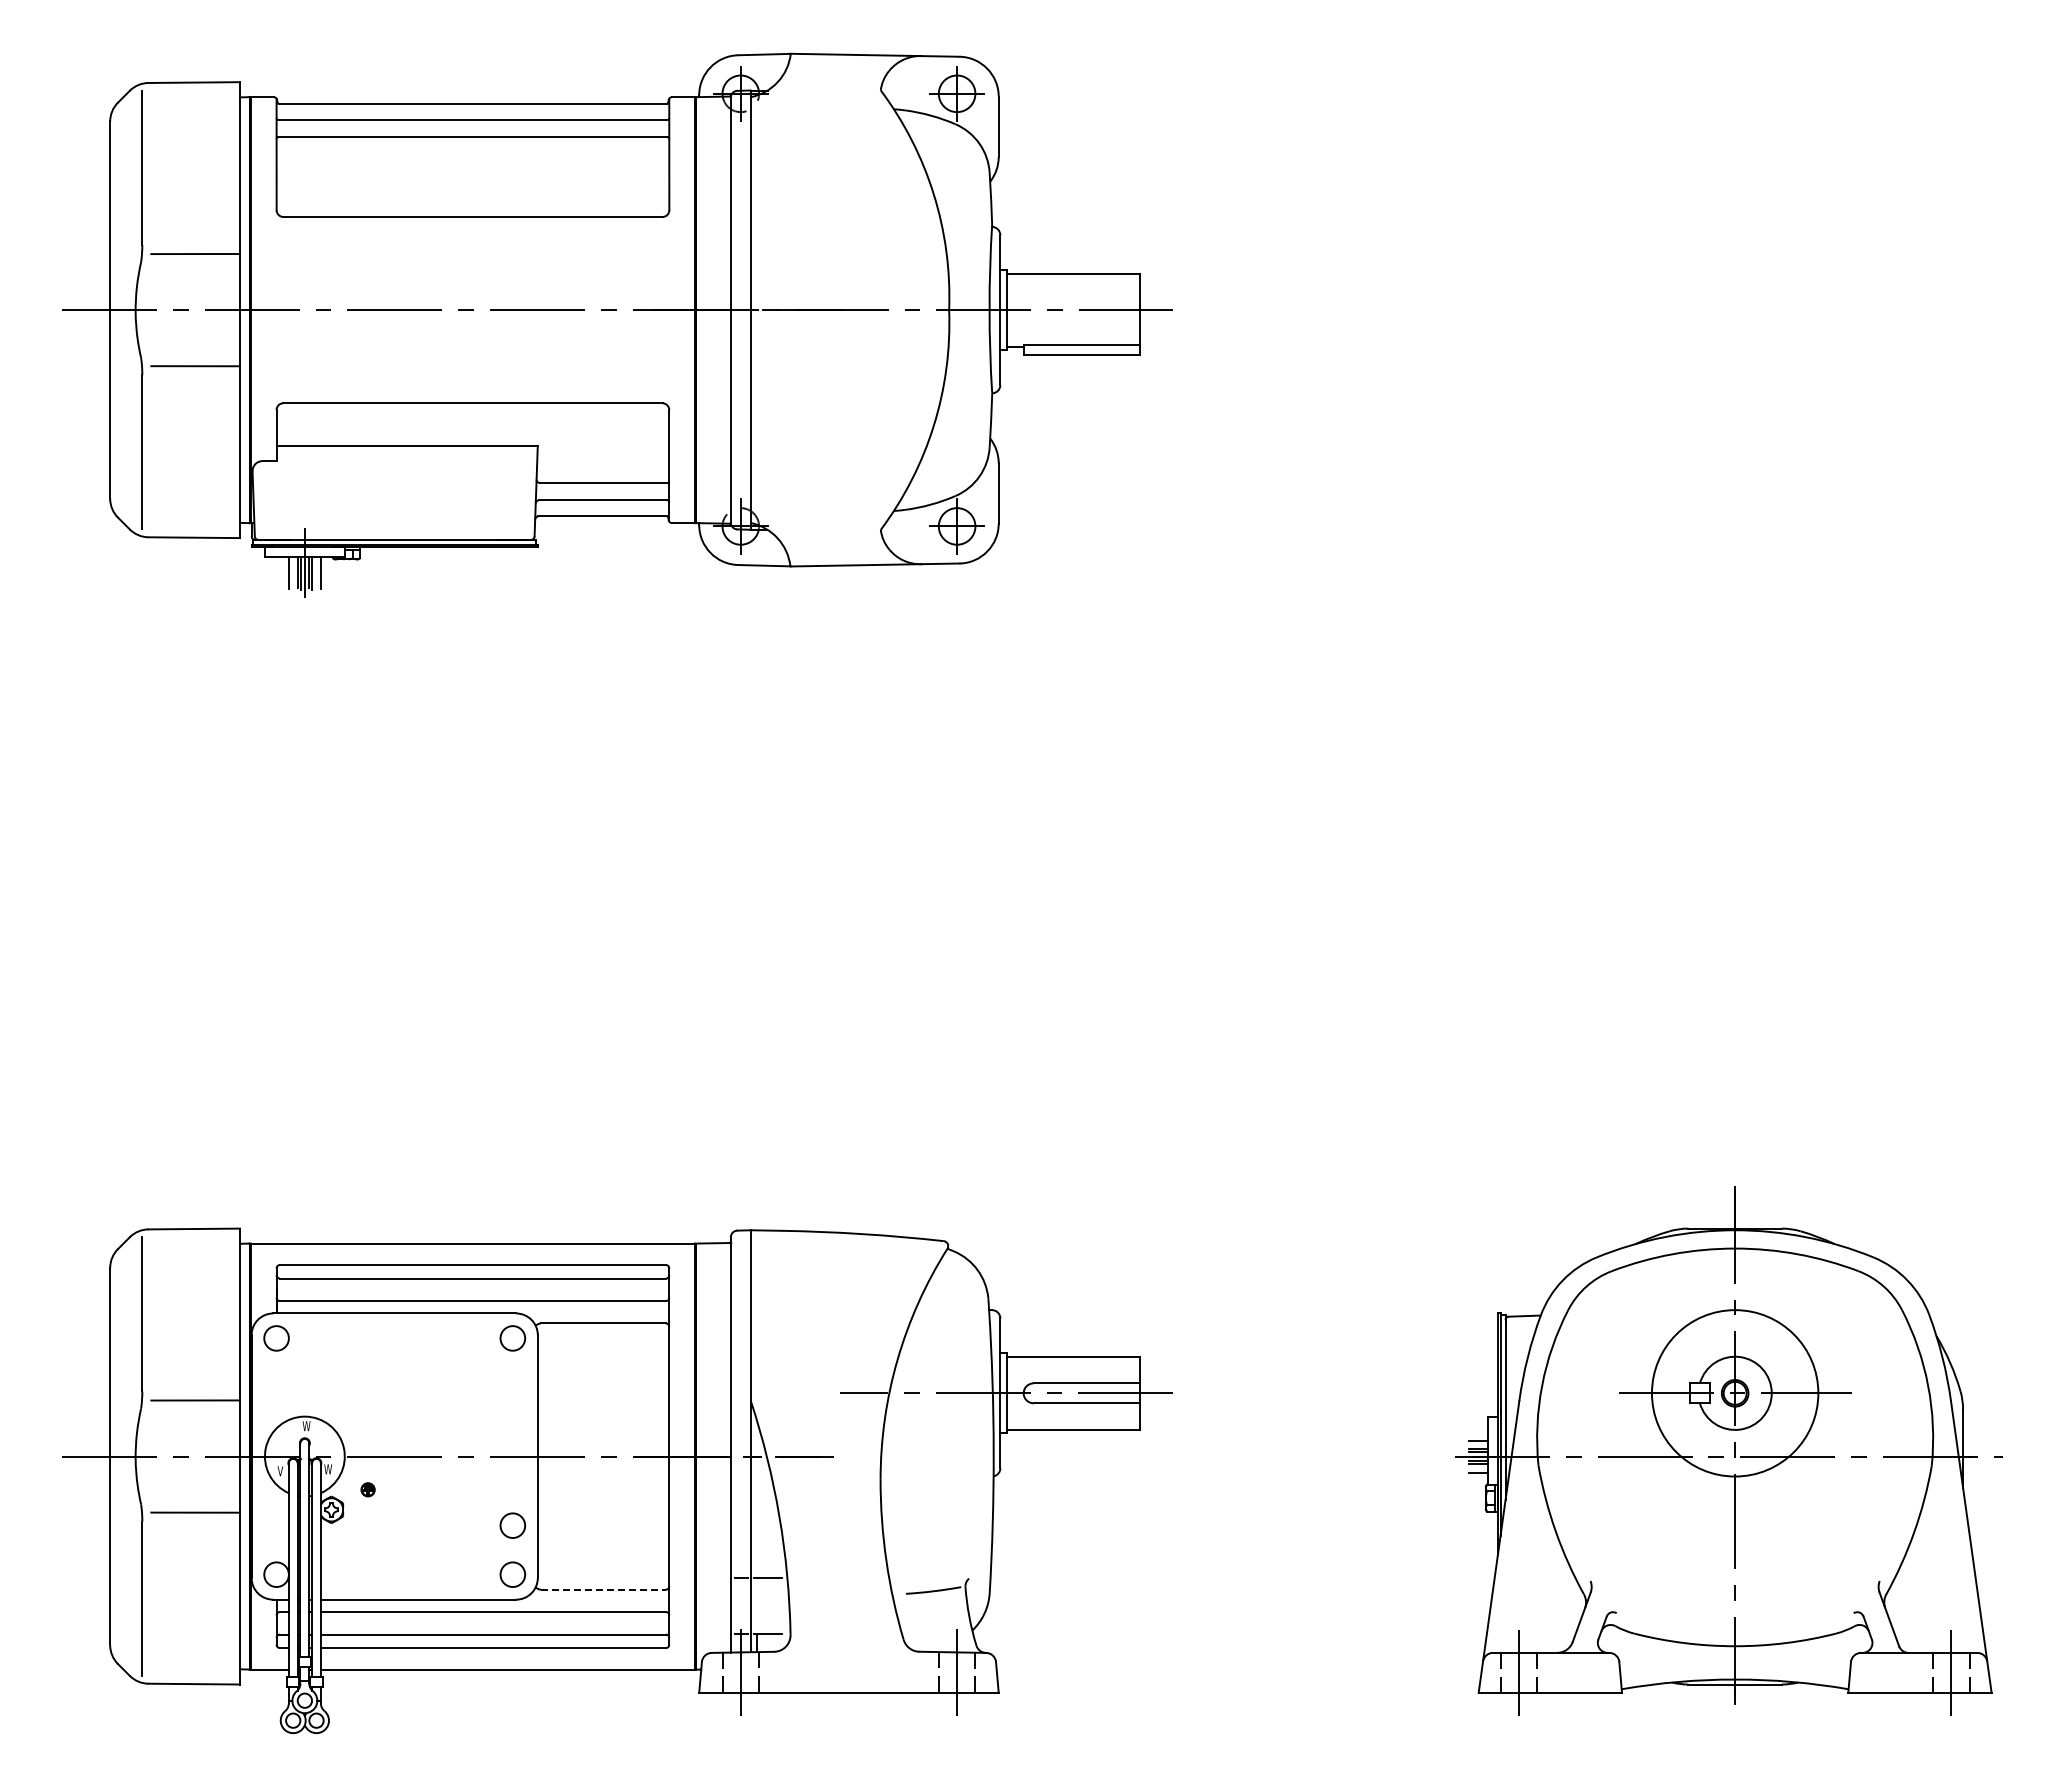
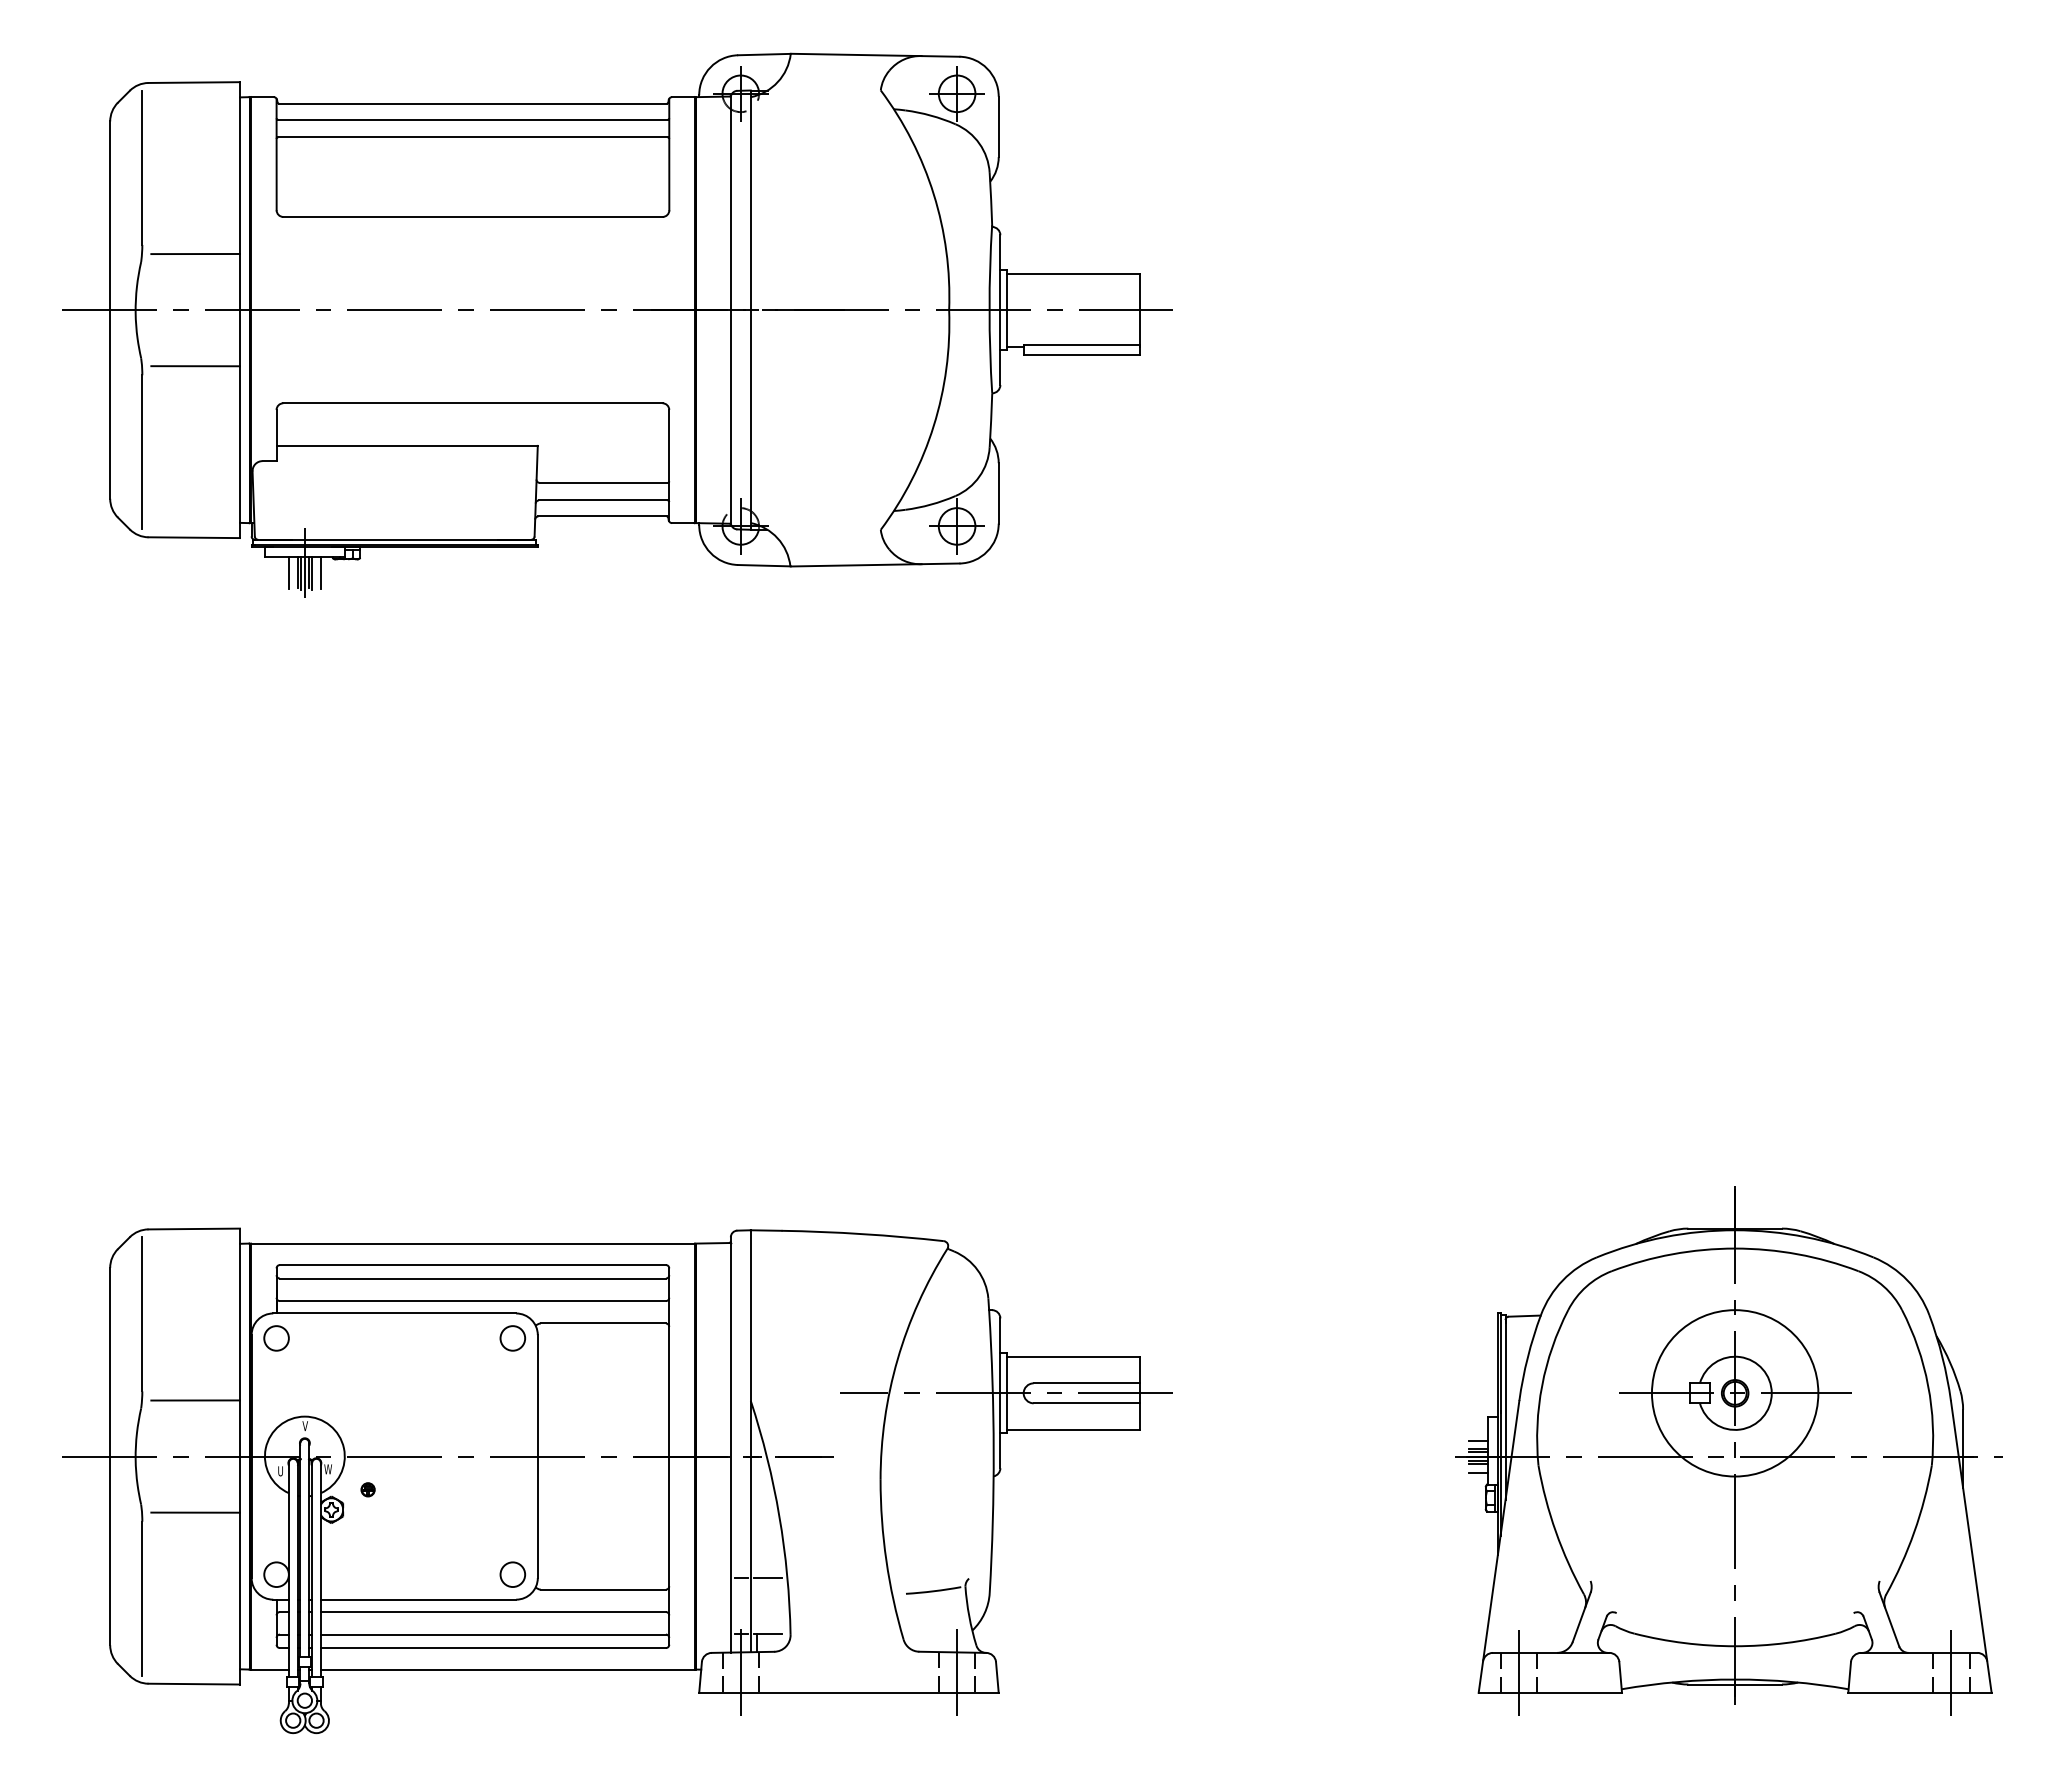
text: W -> V (306, 1426)
text: V -> U (280, 1471)
circle: present -> none (512, 1525)
line: dashed -> solid (603, 1589)
